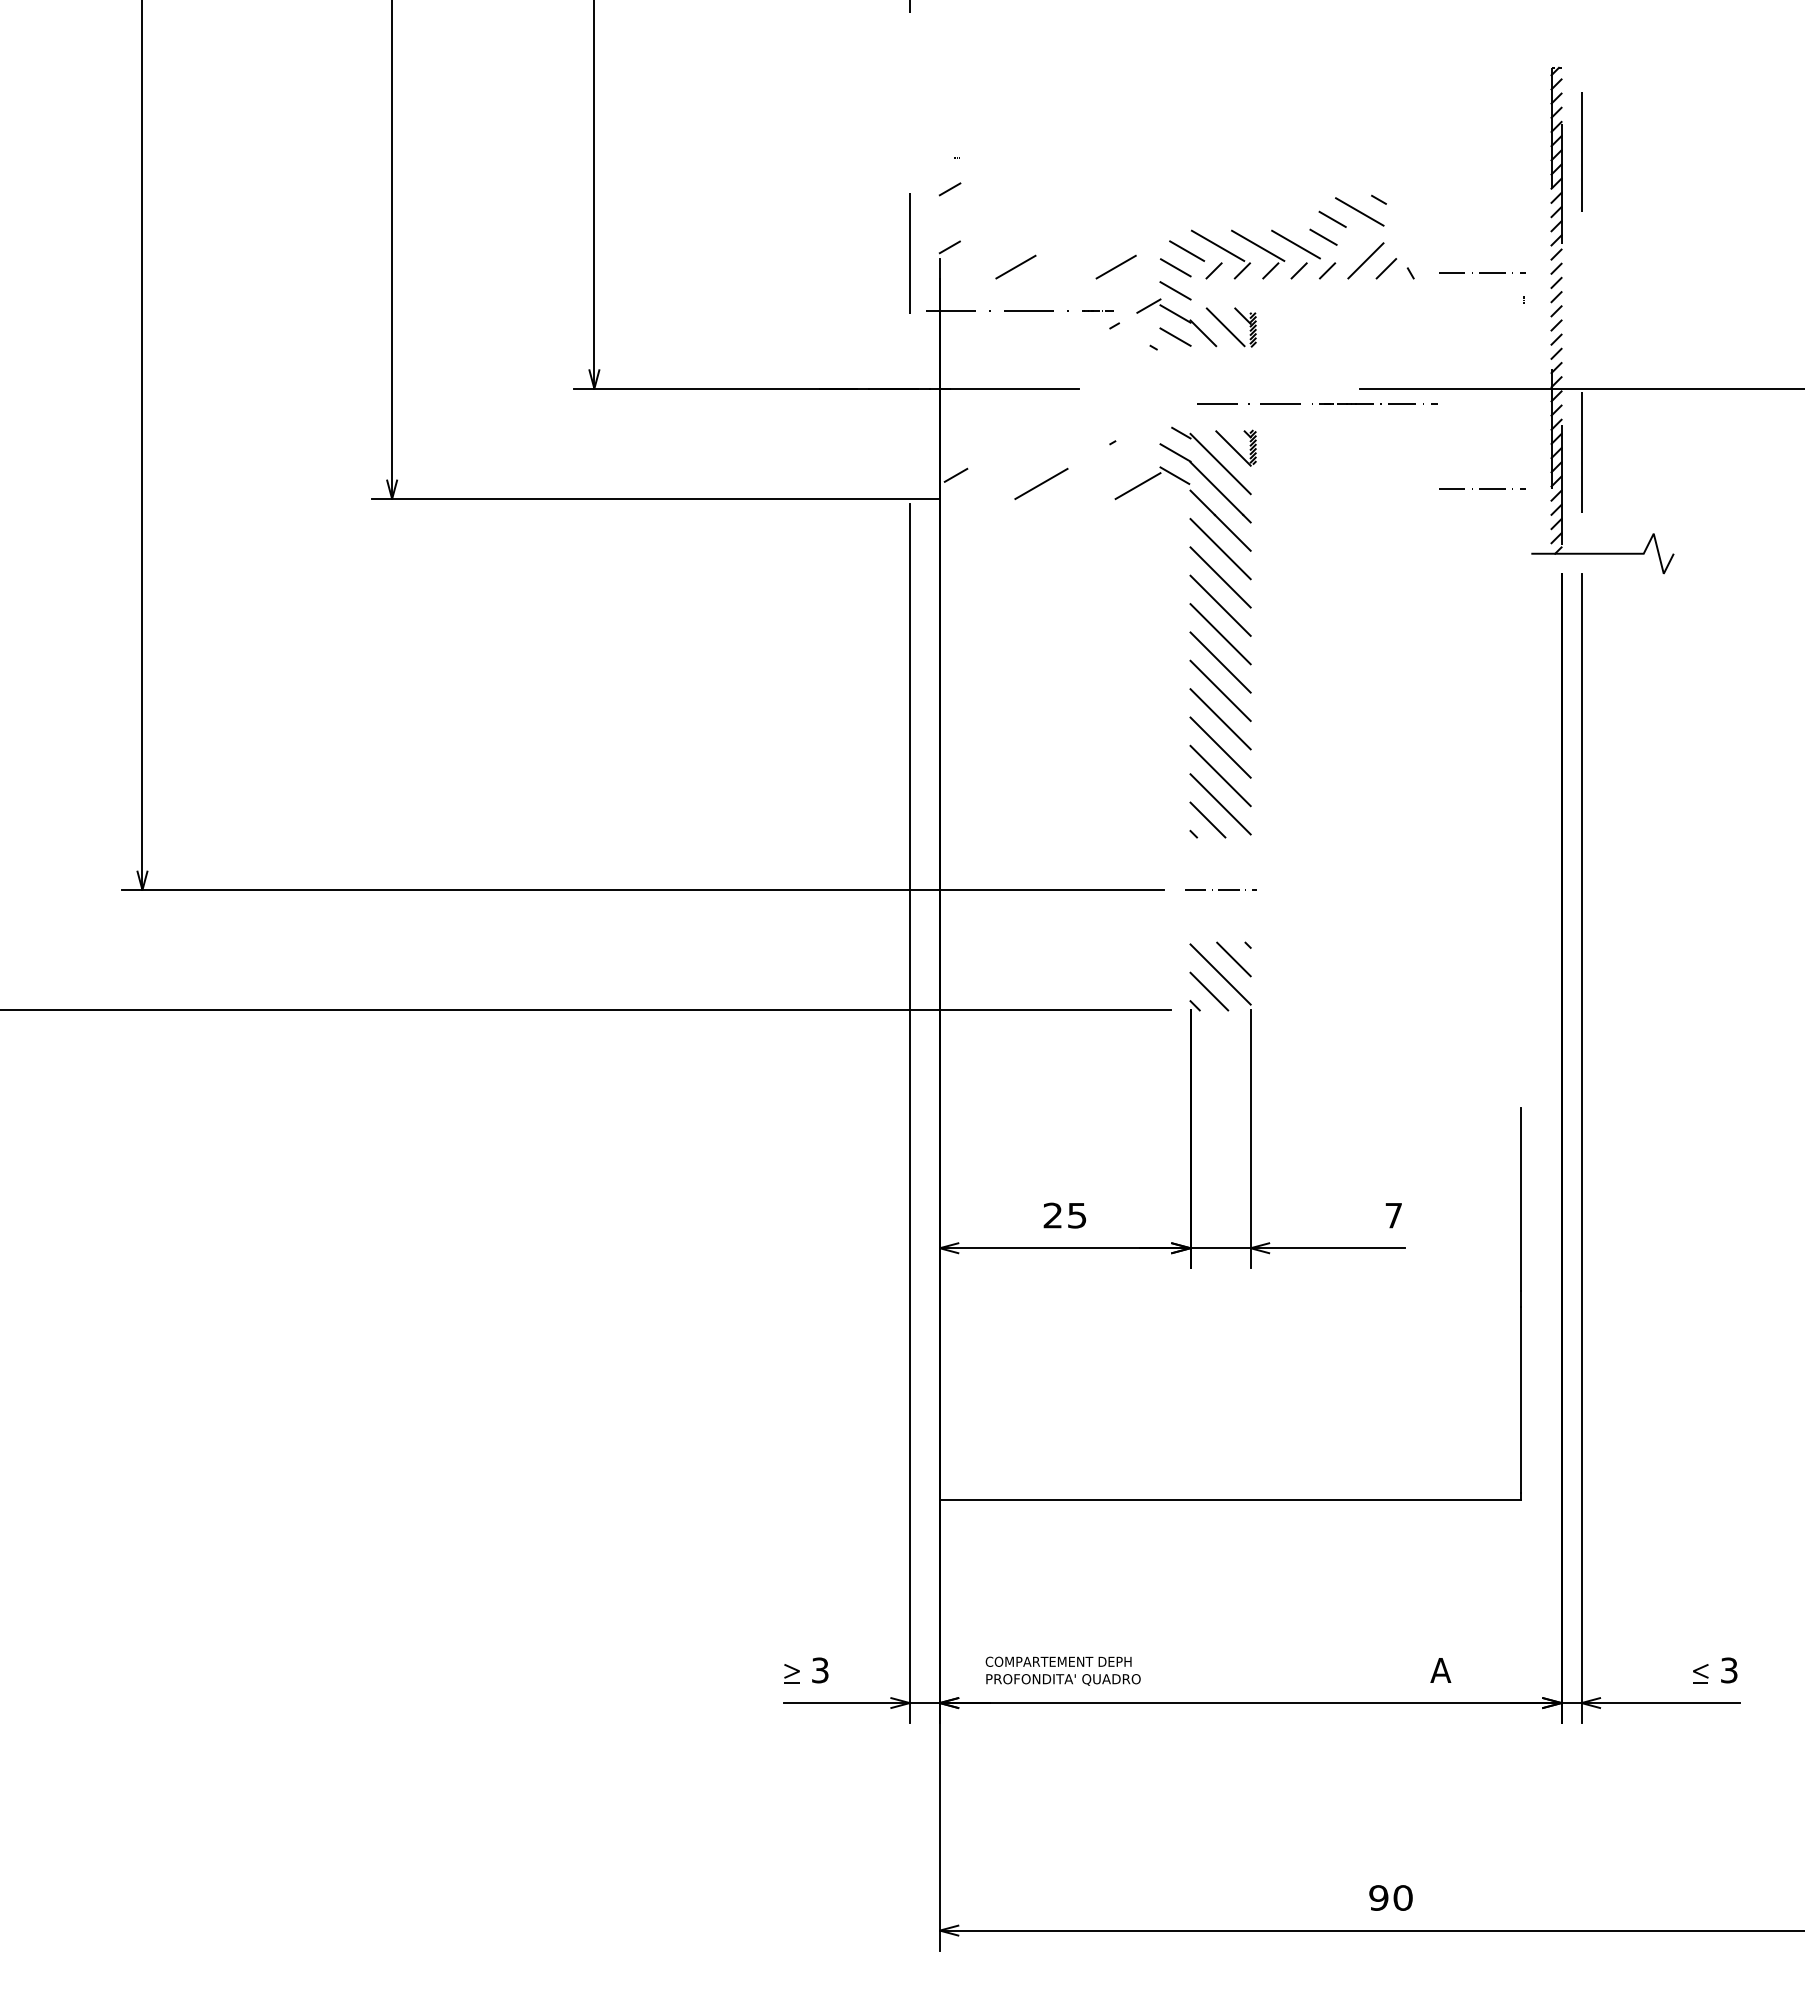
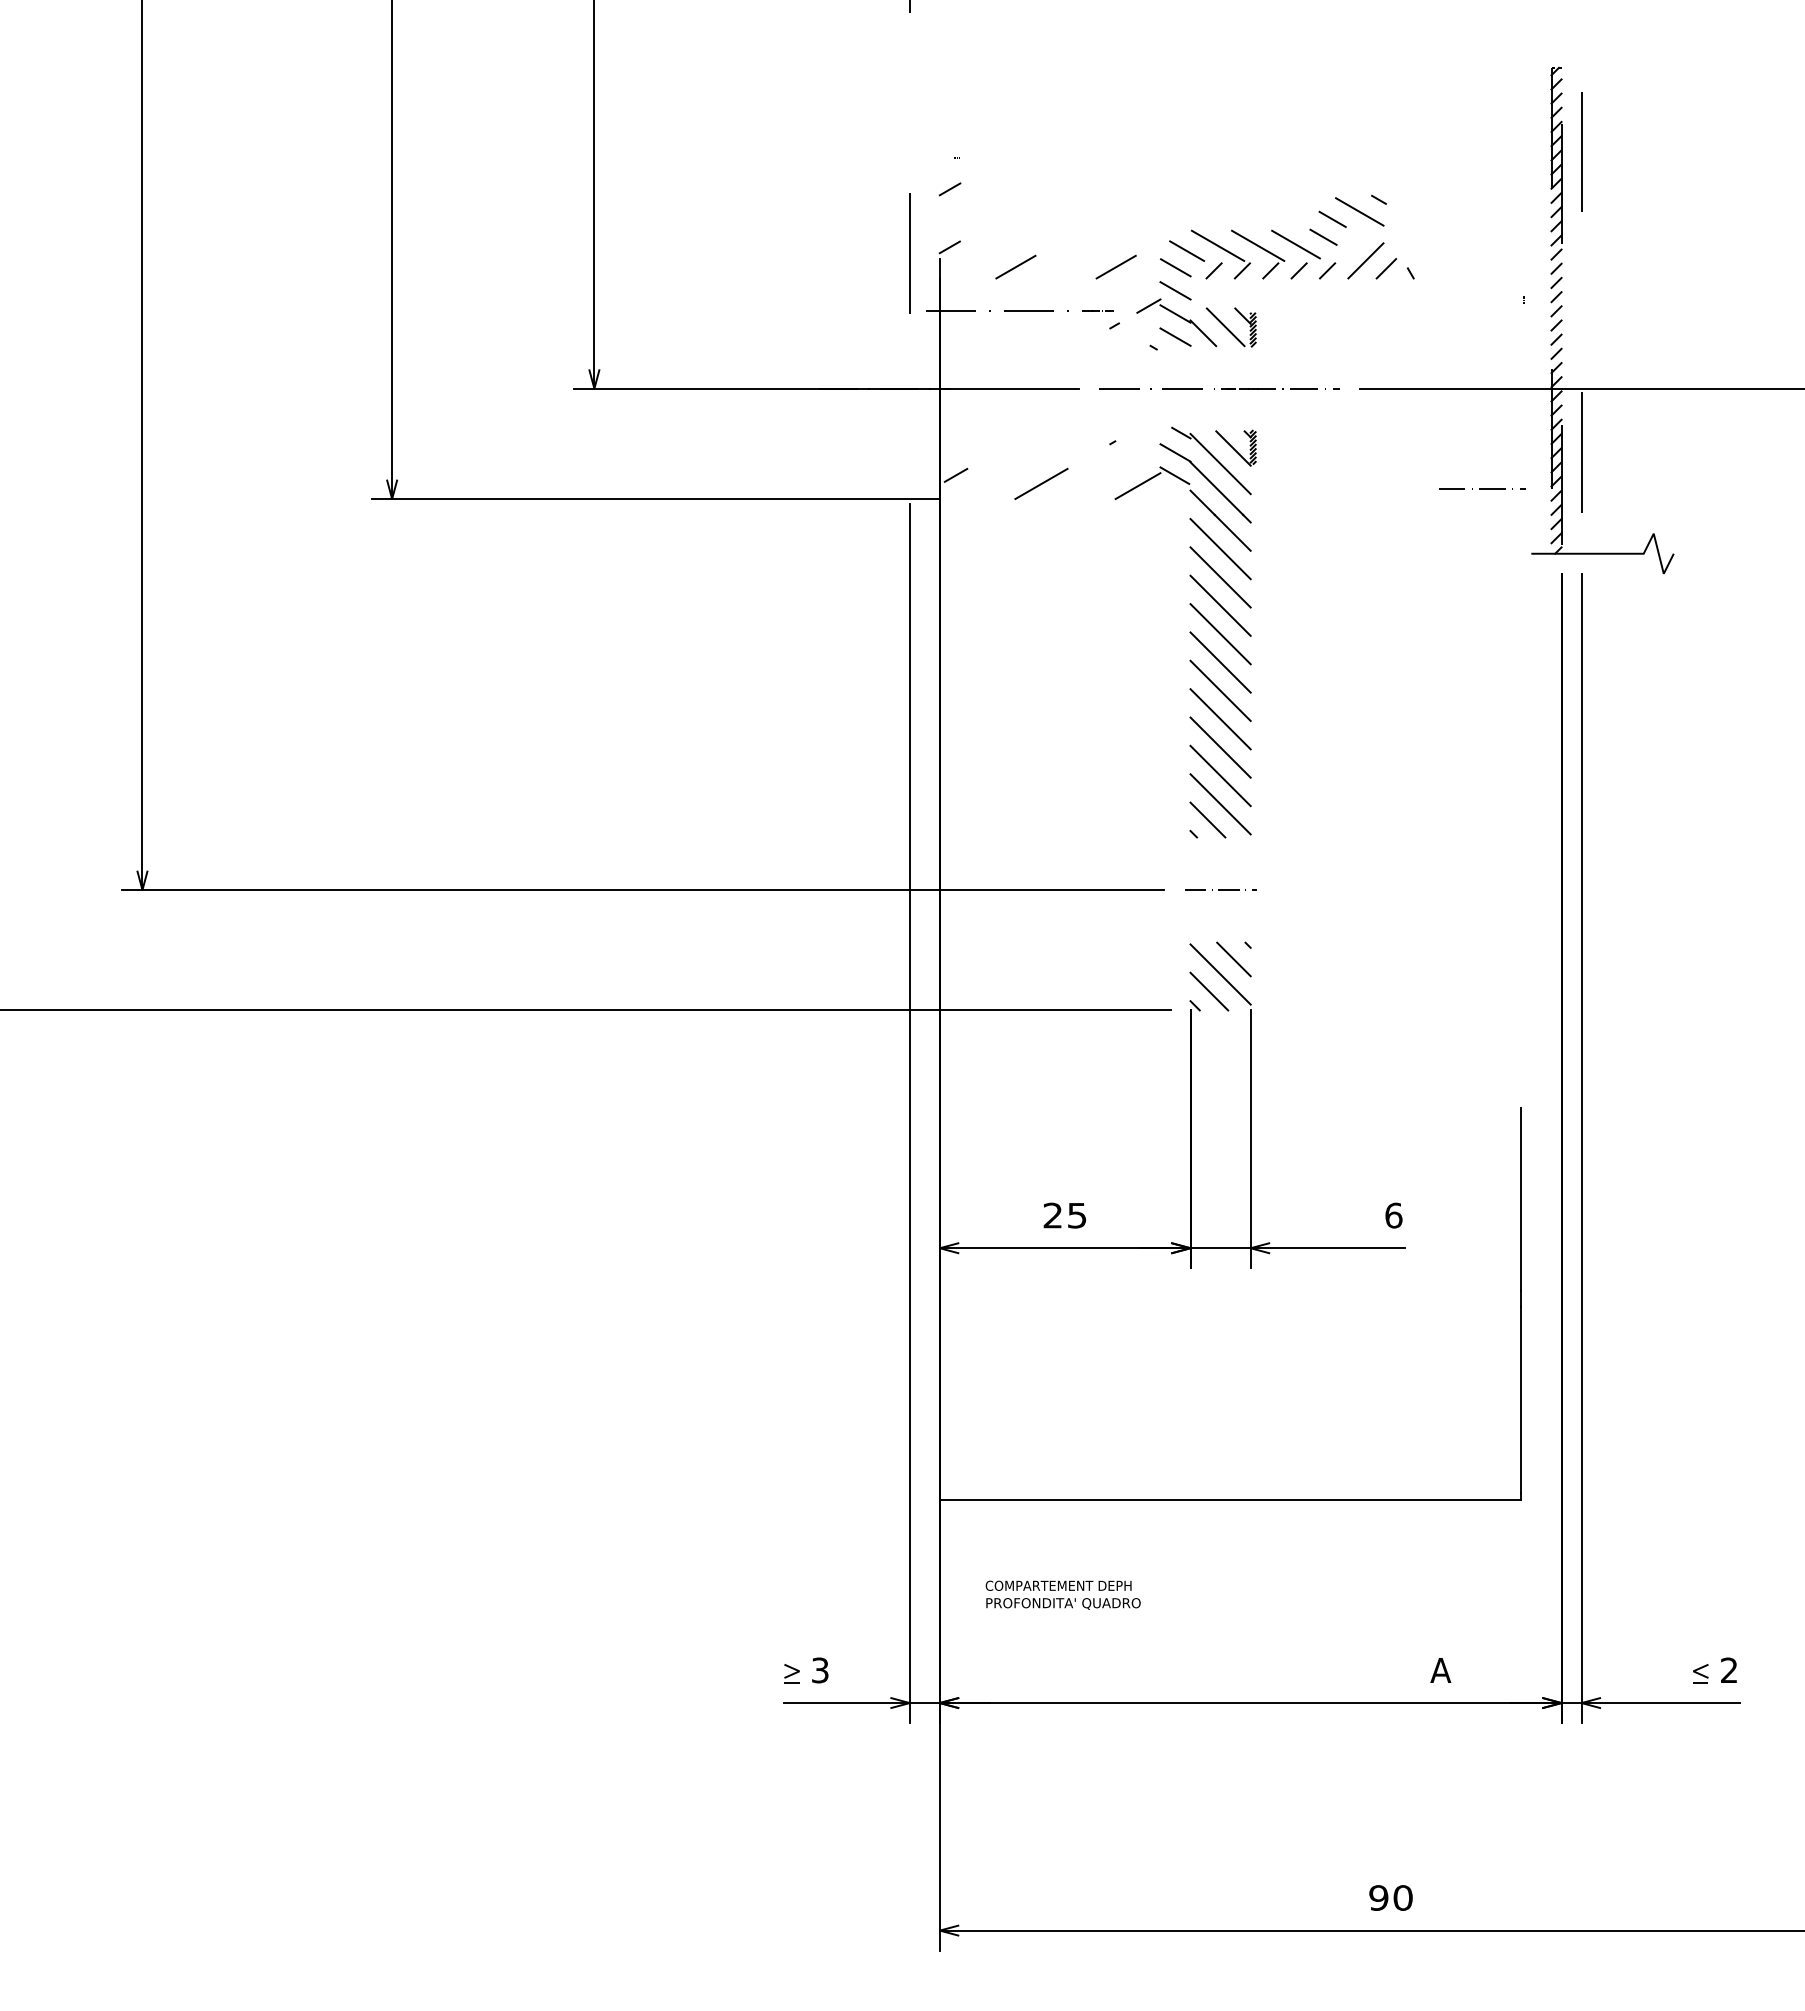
line: present -> none (1482, 272)
line position: (1319, 403) -> (1221, 388) (1221, 388)
text: 7 -> 6 (1393, 1215)
text position: (1062, 1670) -> (1062, 1594) (1062, 1594)
text: 3 -> 2 (1729, 1670)
